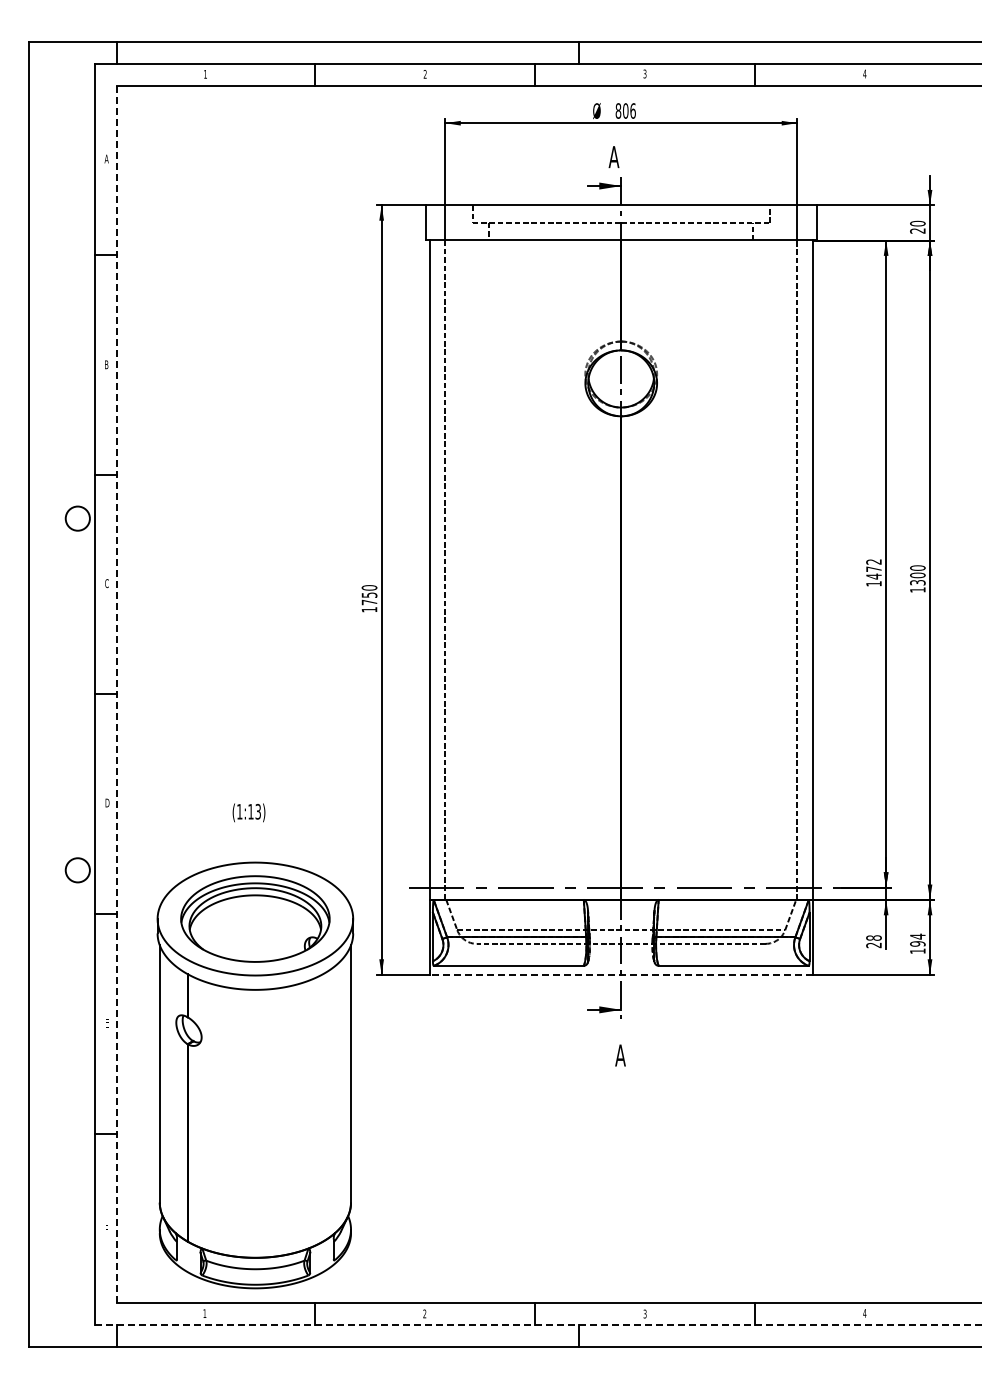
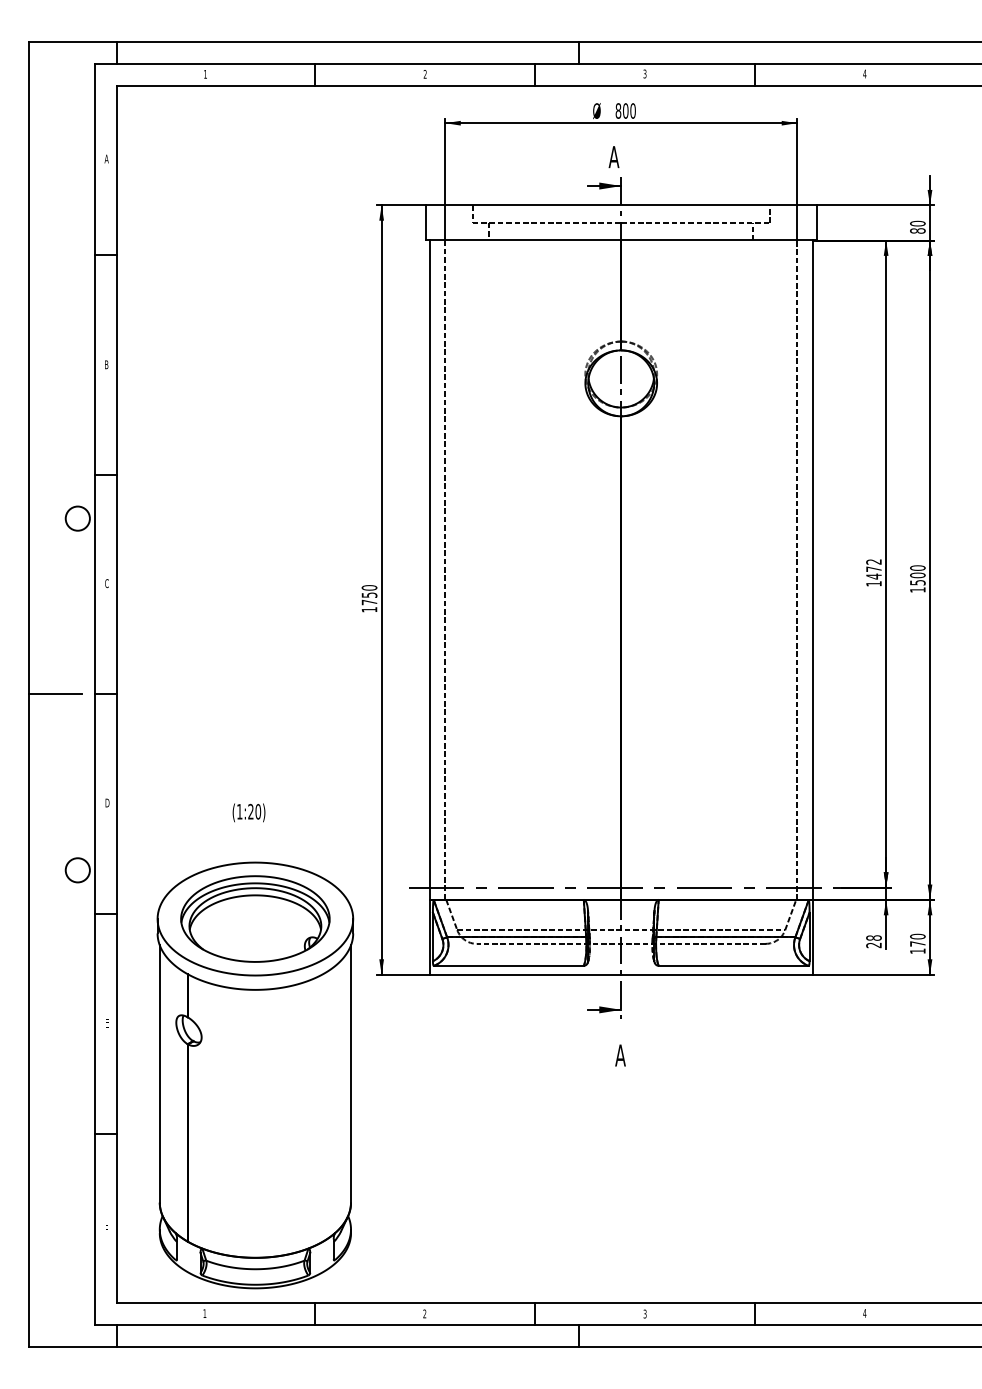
text: 806 -> 800 (632, 110)
text: 20 -> 80 (917, 230)
text: 1300 -> 1500 (917, 582)
line: none -> present (55, 694)
line: dashed -> solid (117, 694)
text: (1:13) -> (1:20) (254, 811)
text: 194 -> 170 (917, 939)
line: dashed -> solid (620, 974)
line: dashed -> solid (538, 1325)
